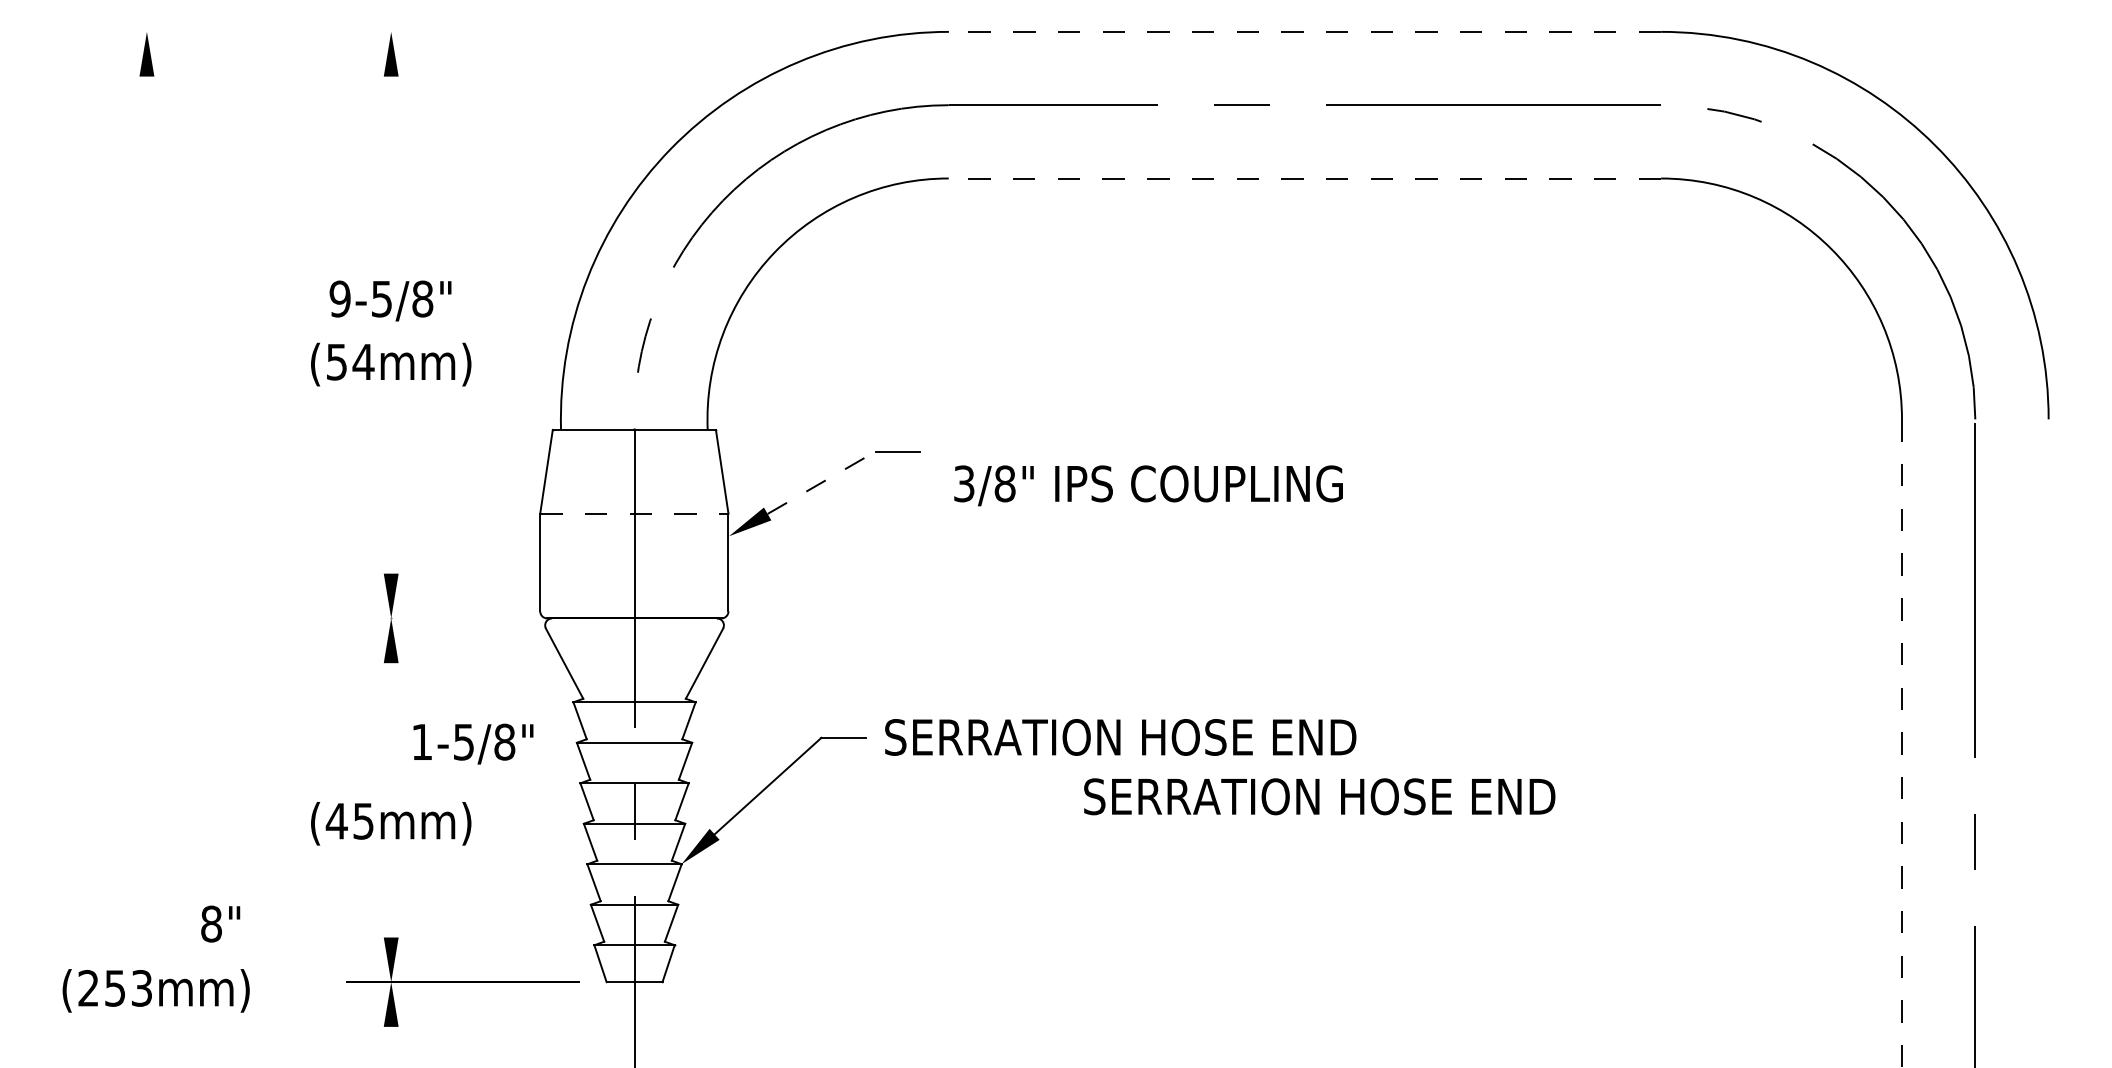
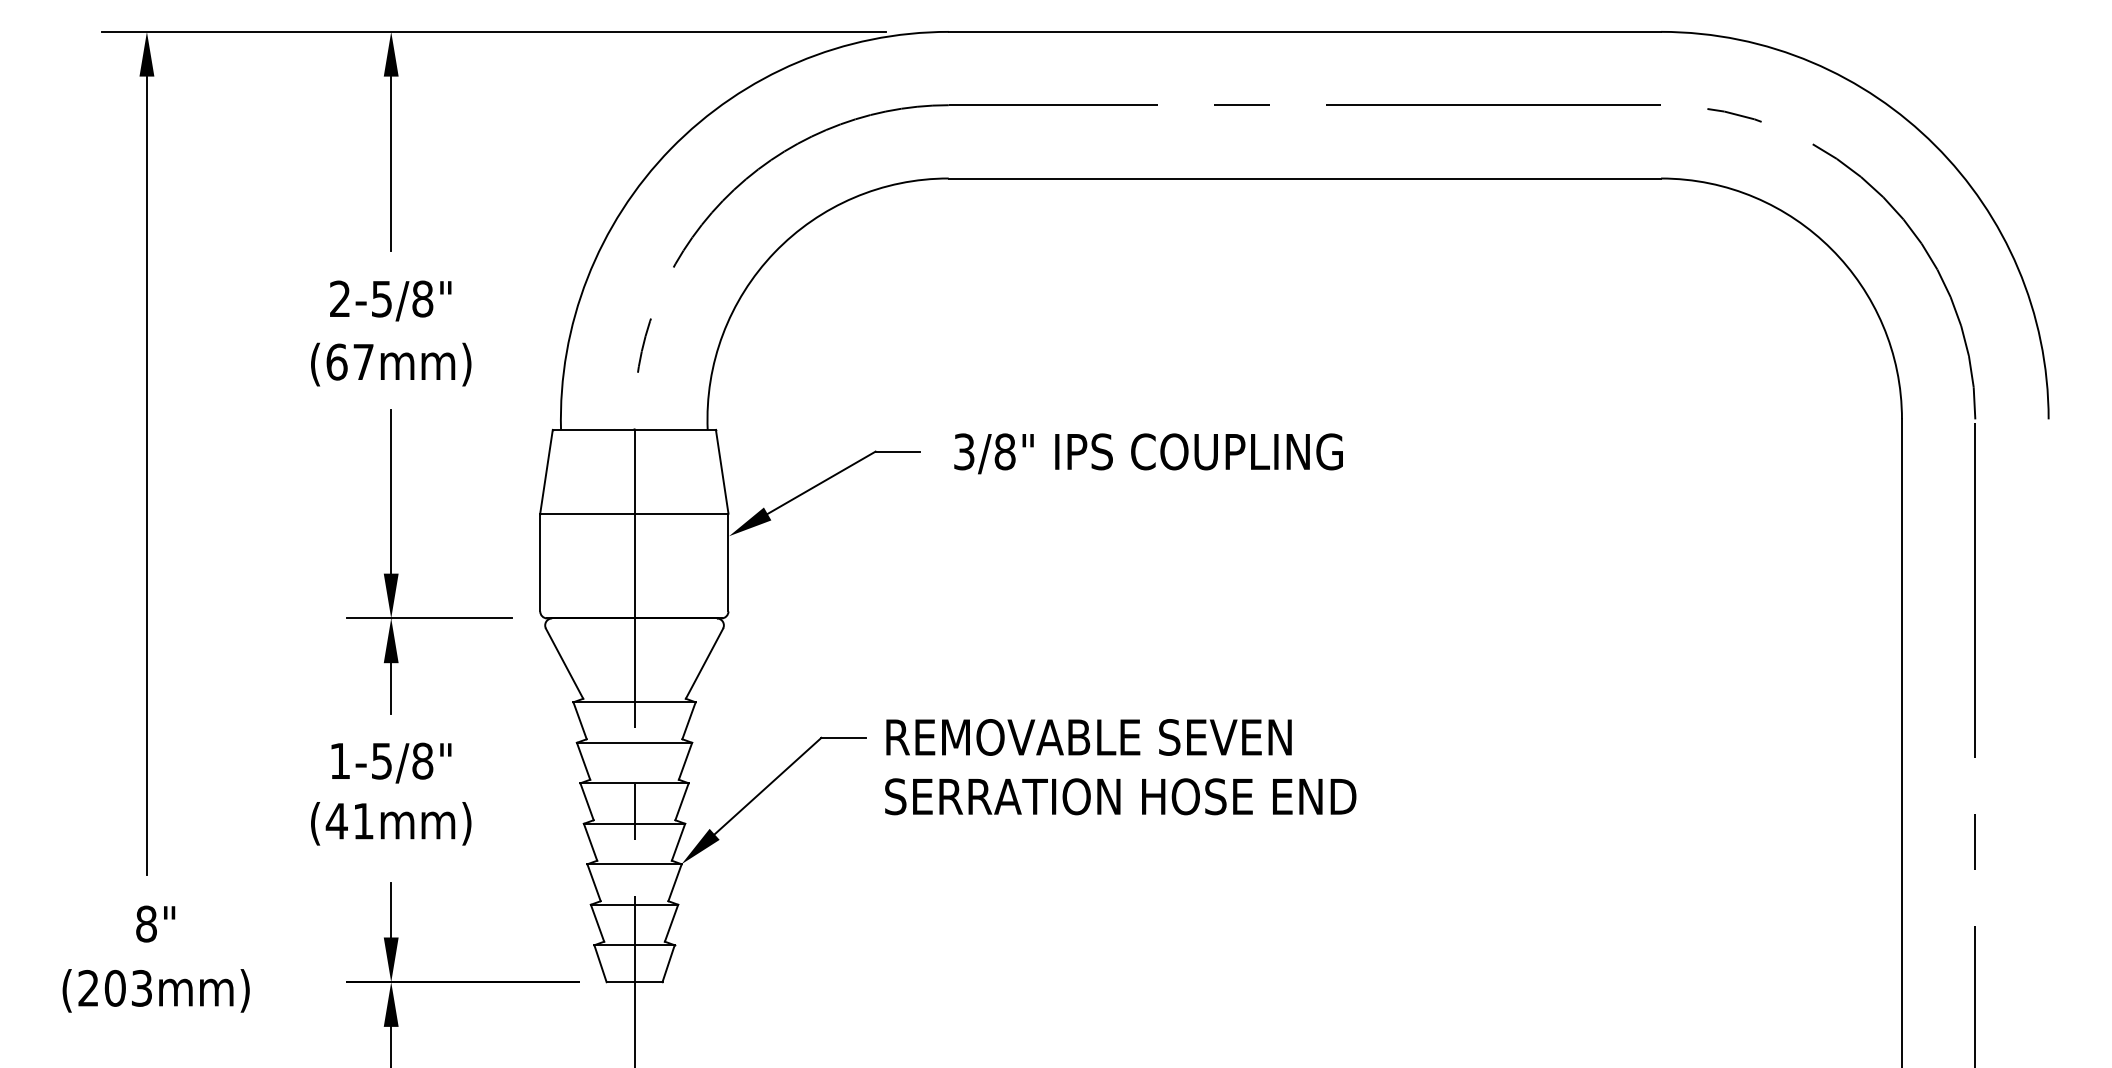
line: none -> present (494, 31)
line: dashed -> solid (1304, 31)
line: none -> present (391, 163)
line: dashed -> solid (1304, 178)
text: 9-5/8" -> 2-5/8" (339, 298)
text: (54mm) -> (67mm) (350, 361)
line: none -> present (146, 475)
line: dashed -> solid (822, 482)
text position: (1148, 485) -> (1148, 453) (1148, 453)
line: none -> present (391, 491)
line: dashed -> solid (634, 513)
line: none -> present (429, 618)
line: none -> present (391, 688)
text: SERRATION HOSE END -> REMOVABLE SEVEN (1120, 737)
text position: (473, 743) -> (391, 762) (391, 762)
line: dashed -> solid (1901, 743)
text position: (1319, 796) -> (1120, 796) (1120, 796)
text: (45mm) -> (41mm) (363, 821)
line: none -> present (391, 909)
text position: (220, 923) -> (155, 923) (155, 923)
text: (253mm) -> (203mm) (114, 987)
line: none -> present (391, 1045)
